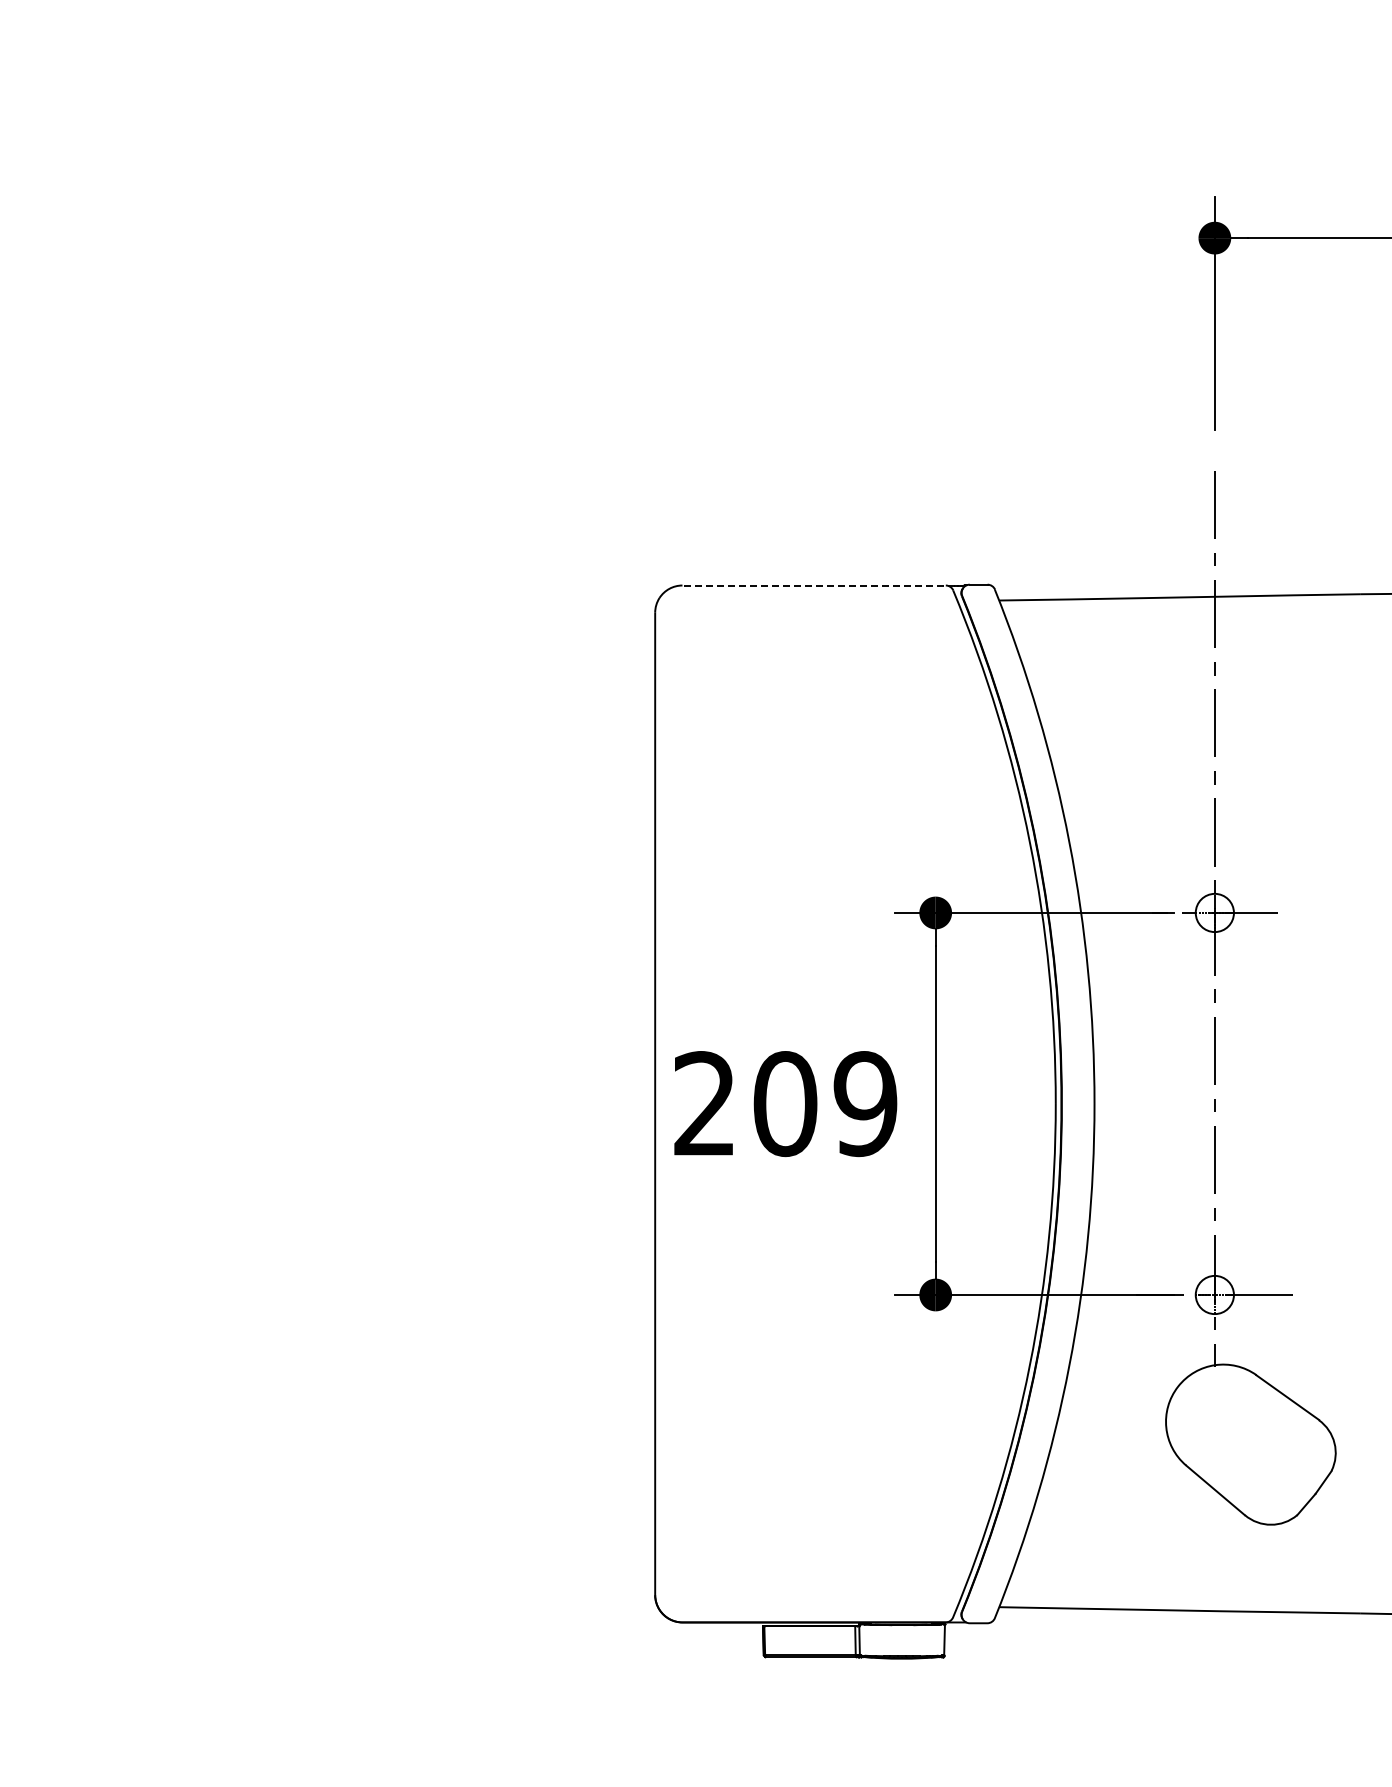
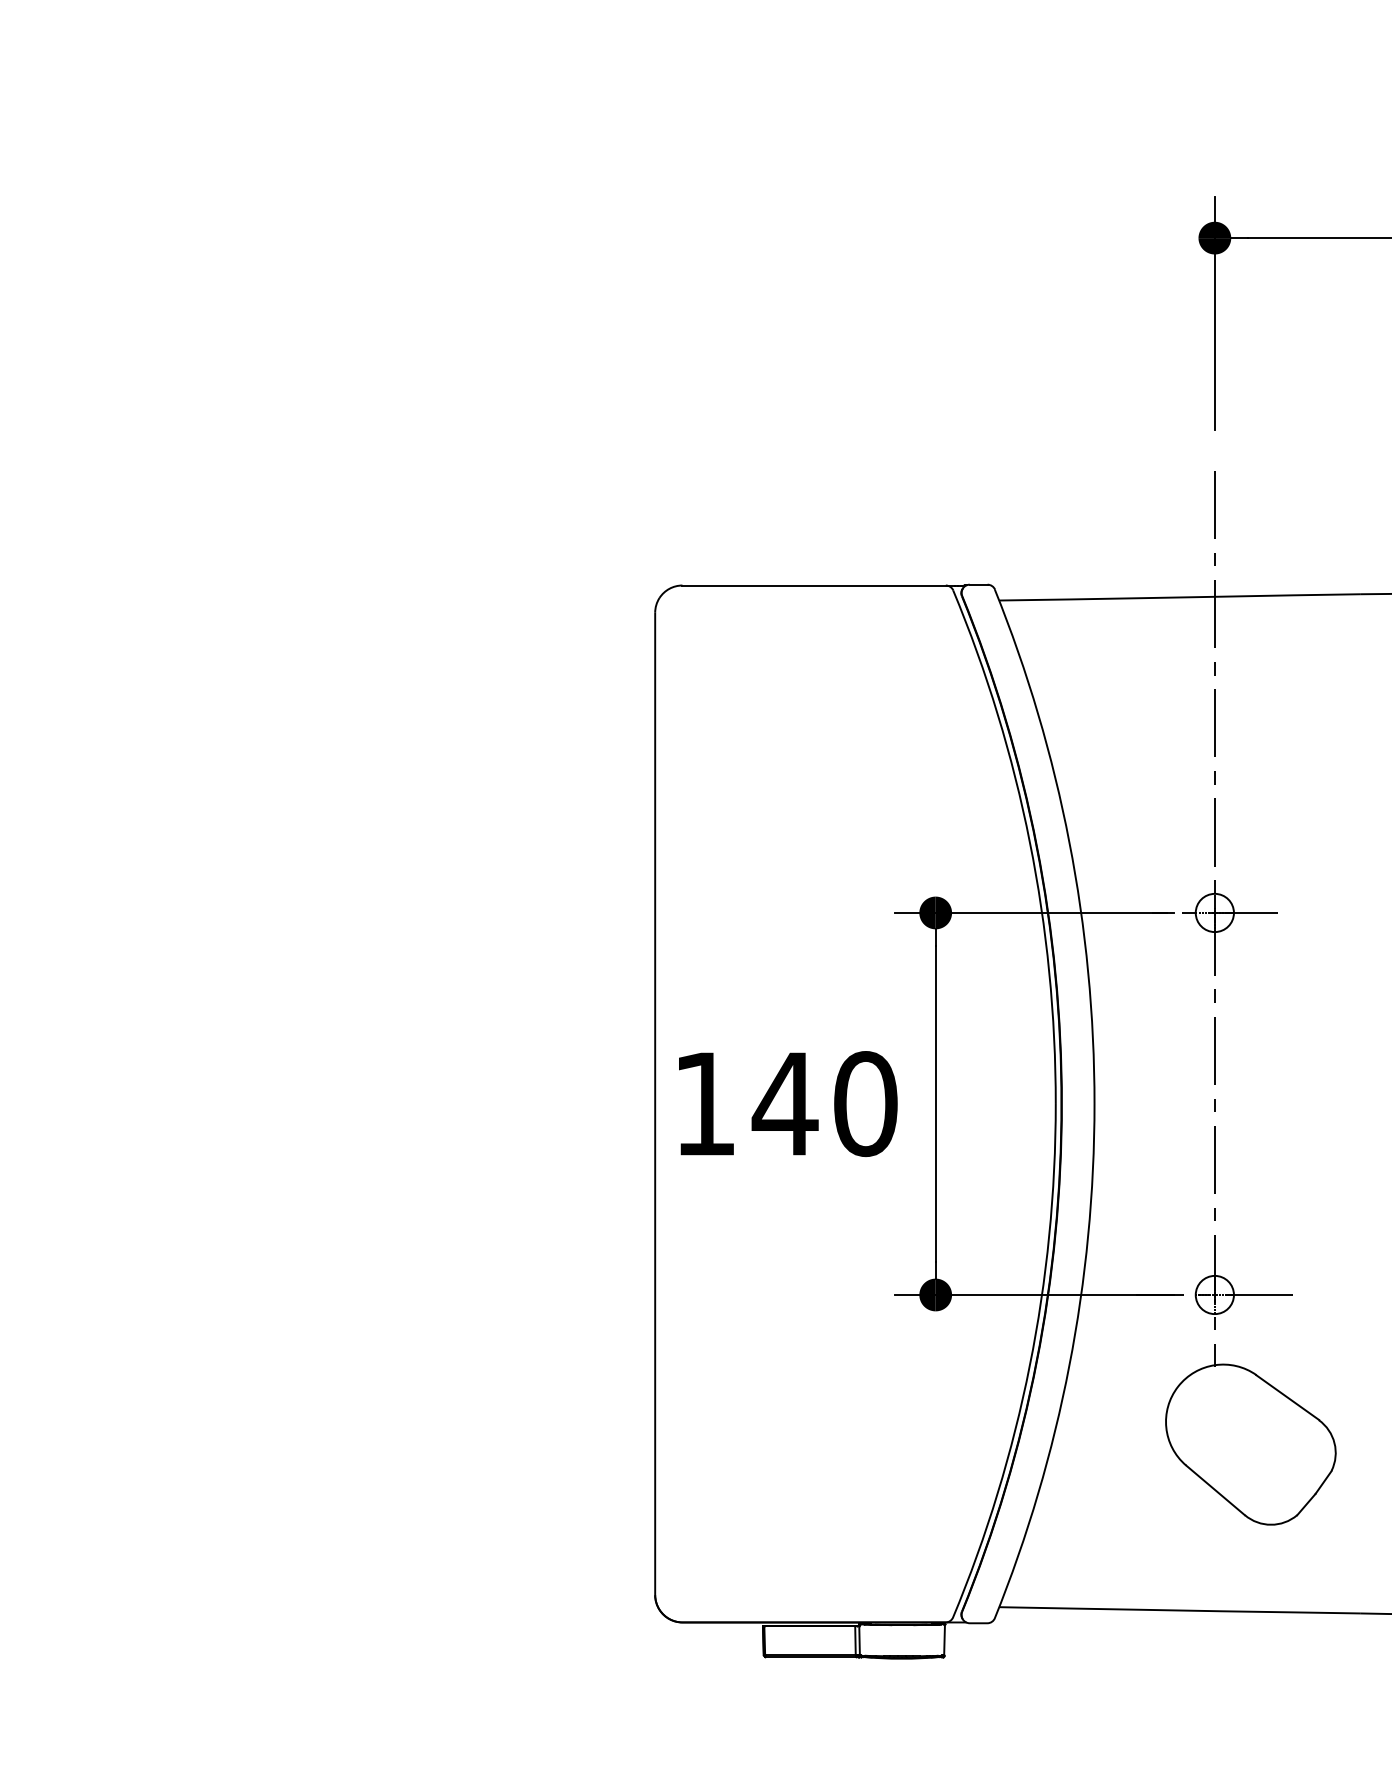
line: dashed -> solid (818, 585)
text: 209 -> 140 (785, 1104)
